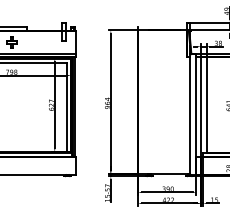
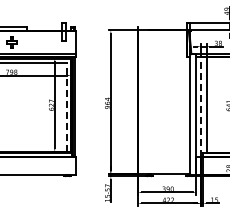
line: solid -> dashed (200, 106)
line: solid -> dashed (66, 107)
